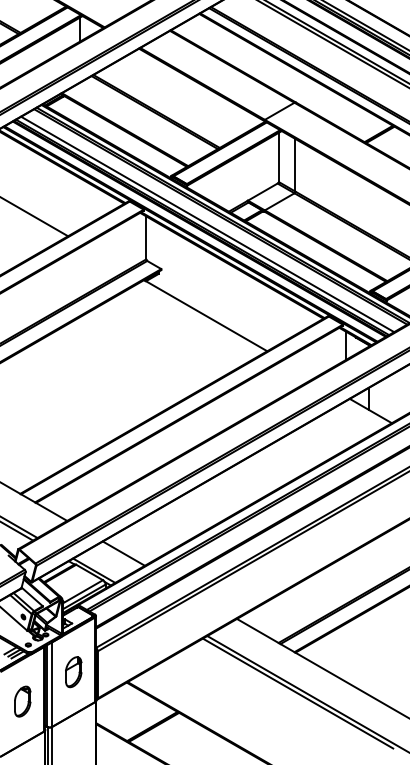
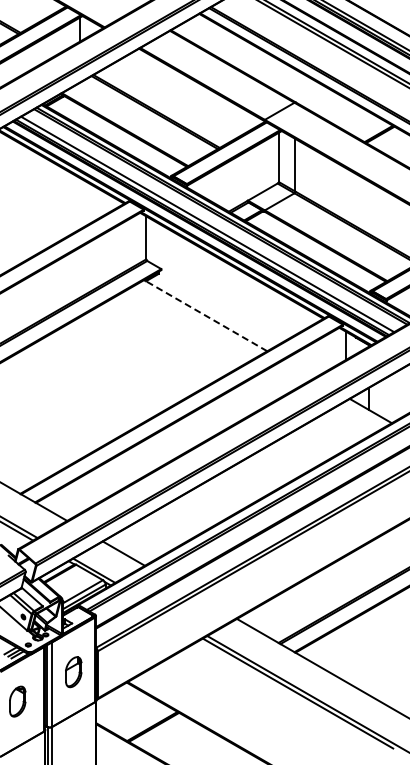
line: present -> none (35, 217)
line: solid -> dashed (205, 315)
part position: (22, 701) -> (17, 701) (17, 701)
